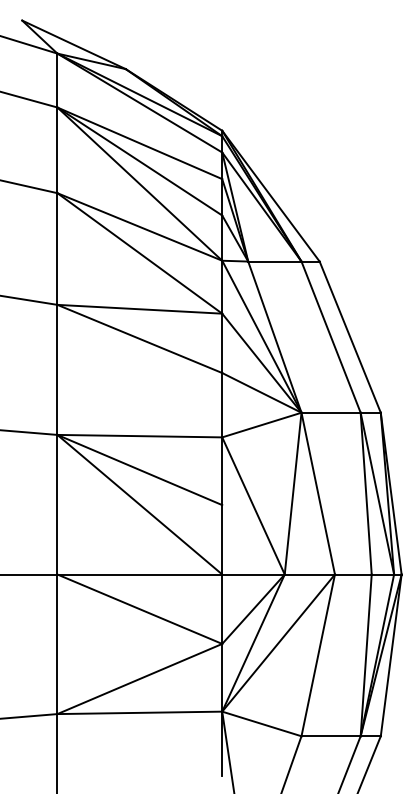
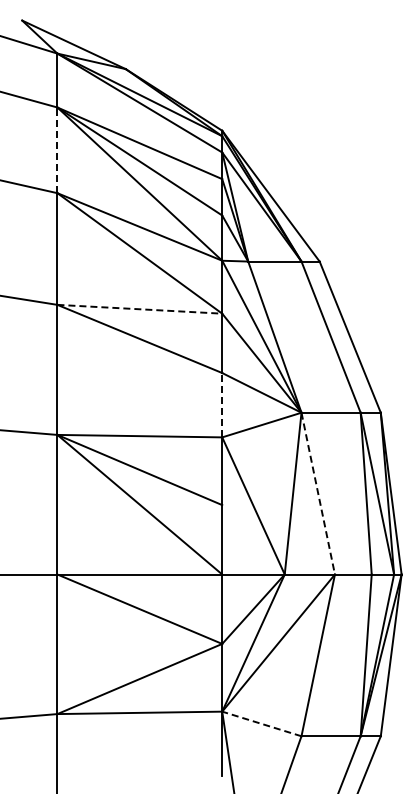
line: solid -> dashed (57, 150)
line: solid -> dashed (139, 309)
line: solid -> dashed (222, 404)
line: solid -> dashed (318, 493)
line: solid -> dashed (261, 723)
